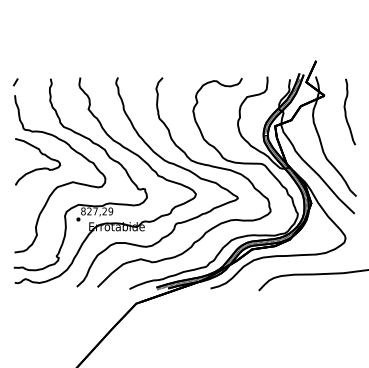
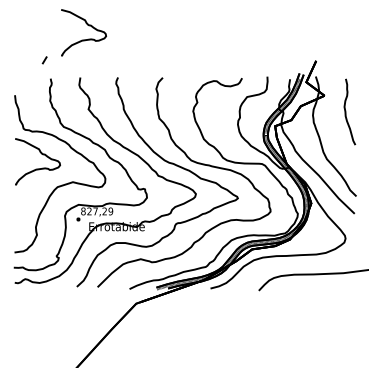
curve: none -> present (83, 39)
line position: (15, 82) -> (44, 60) (44, 60)
